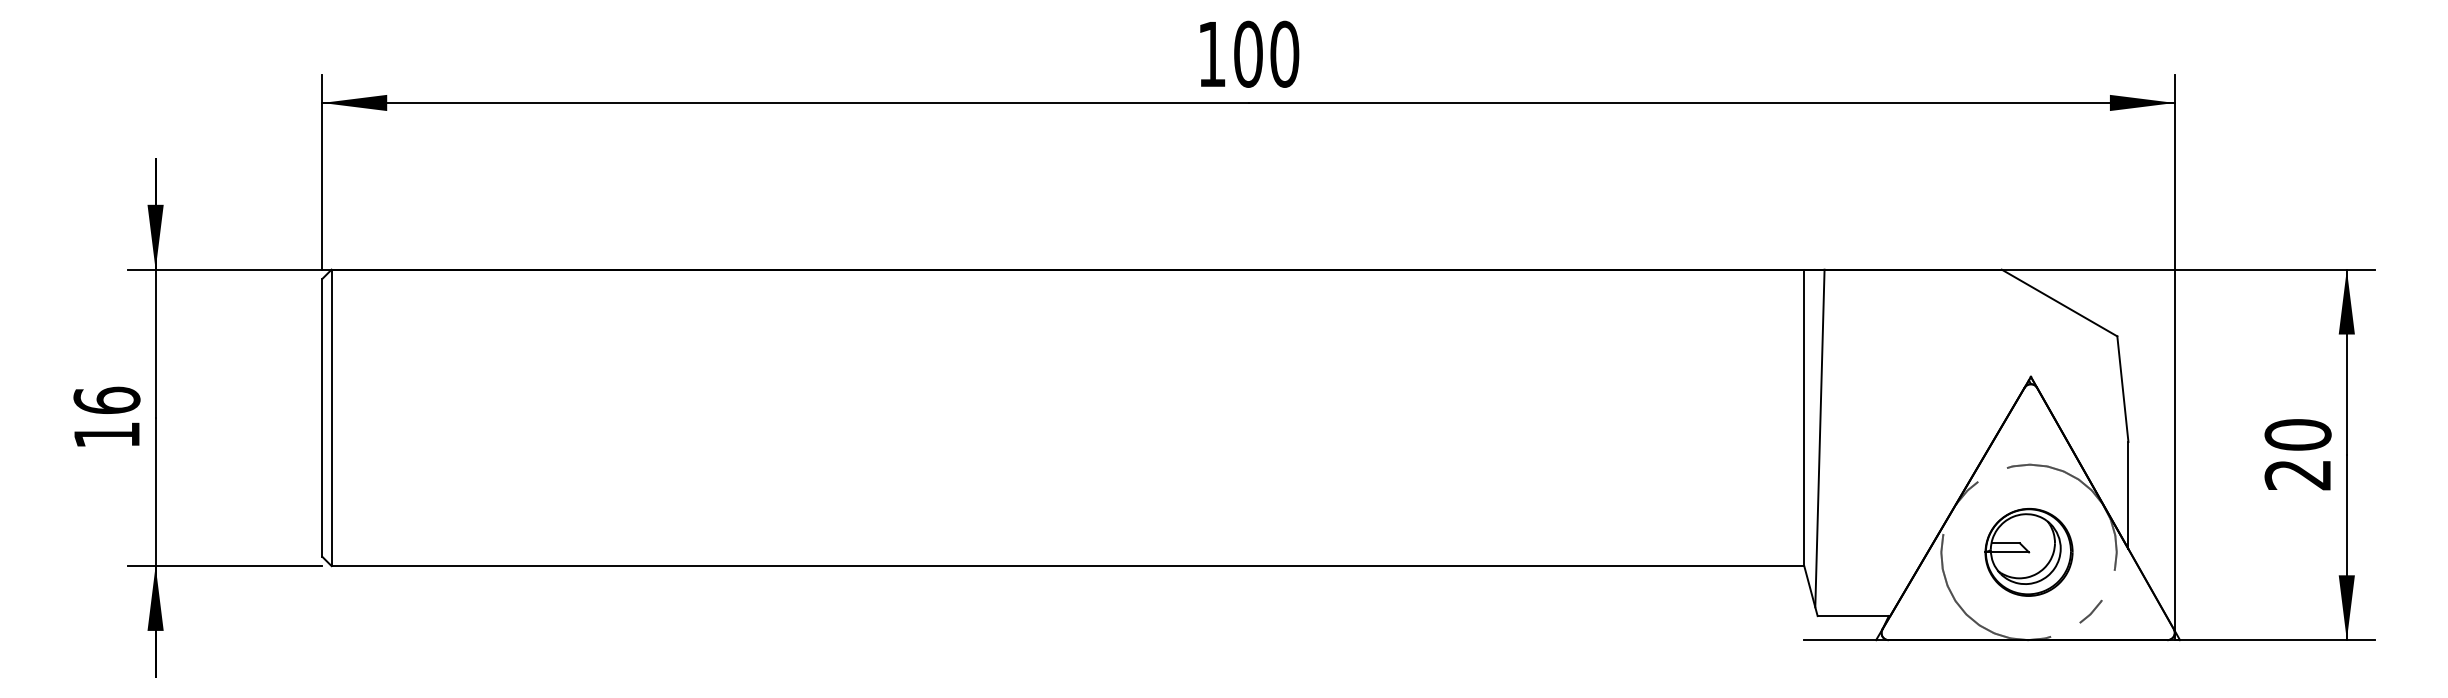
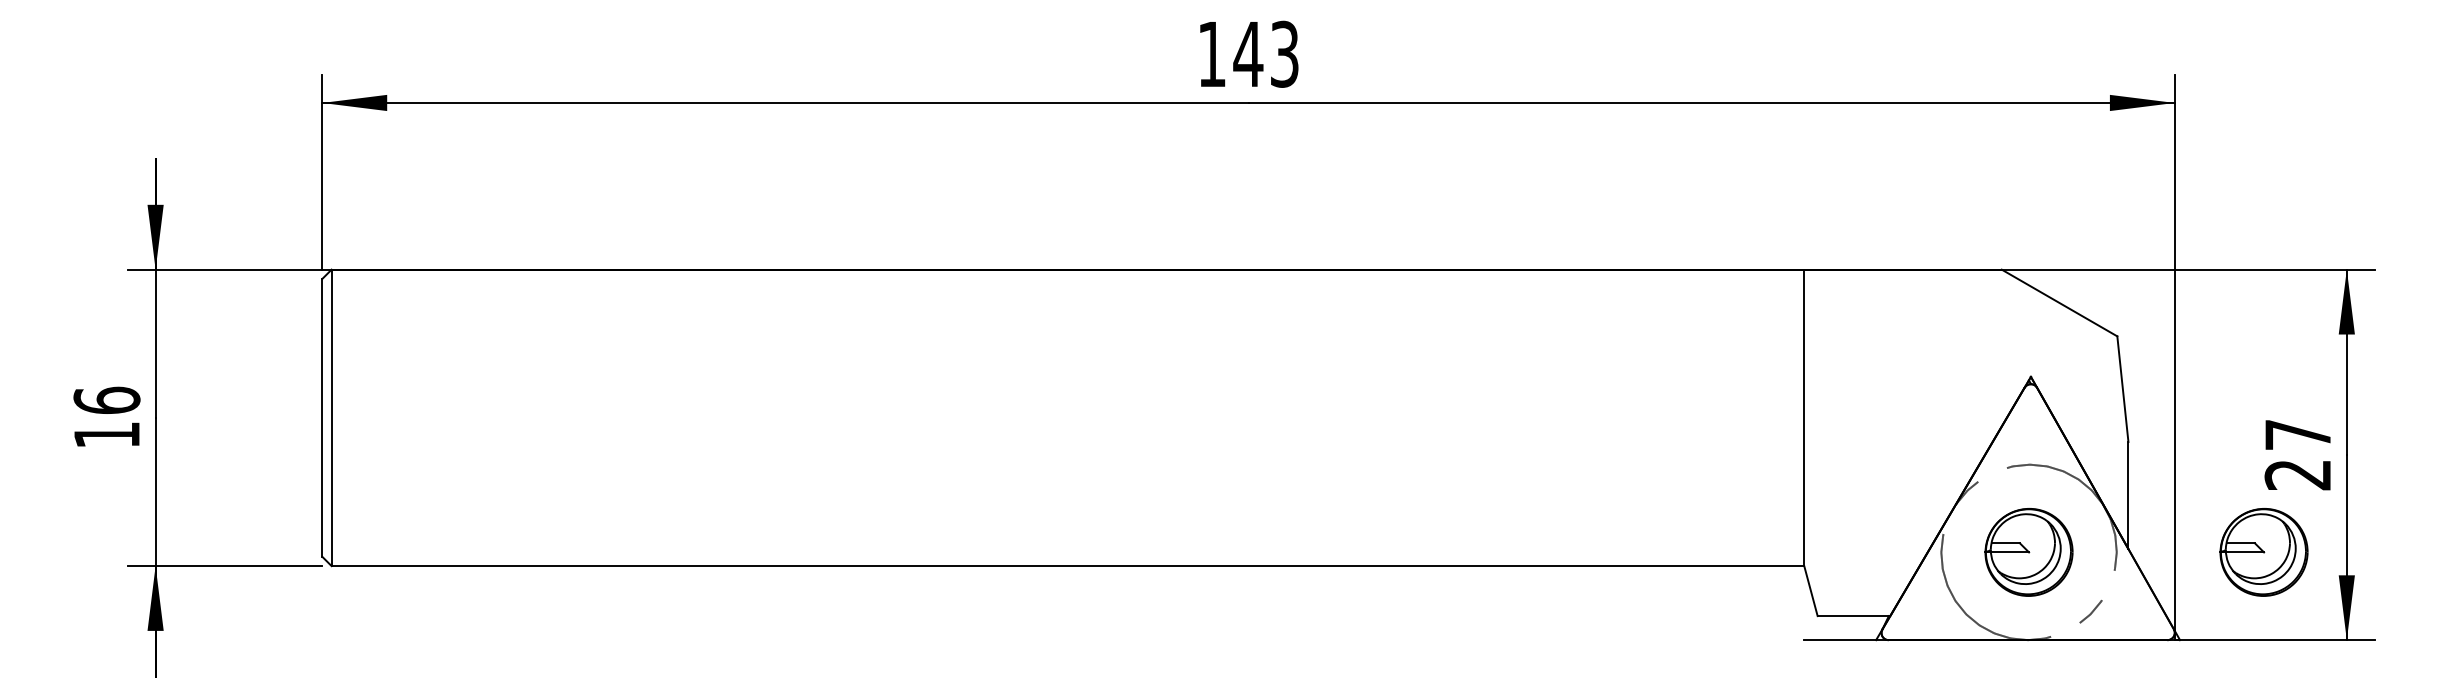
text: 100 -> 143 (1266, 53)
text: 20 -> 27 (2297, 434)
line: present -> none (1819, 438)
part: none -> present (2263, 552)
